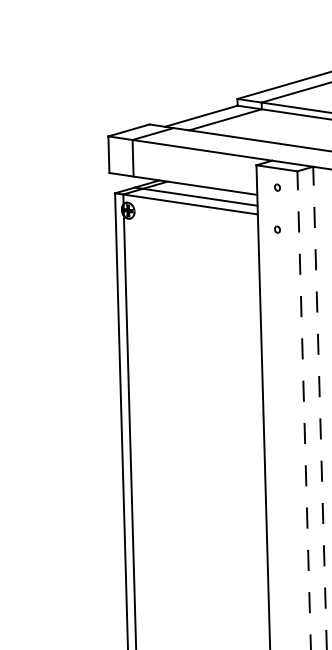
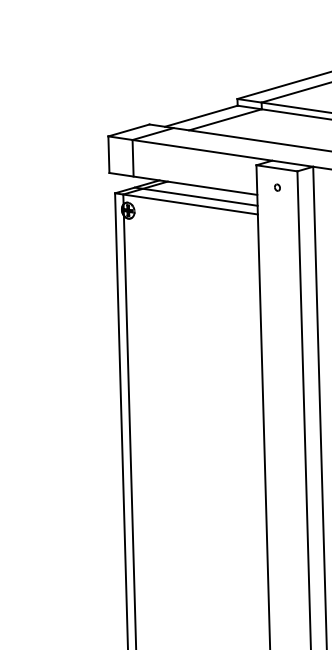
part: present -> none (277, 229)
line: dashed -> solid (320, 407)
line: dashed -> solid (304, 410)
